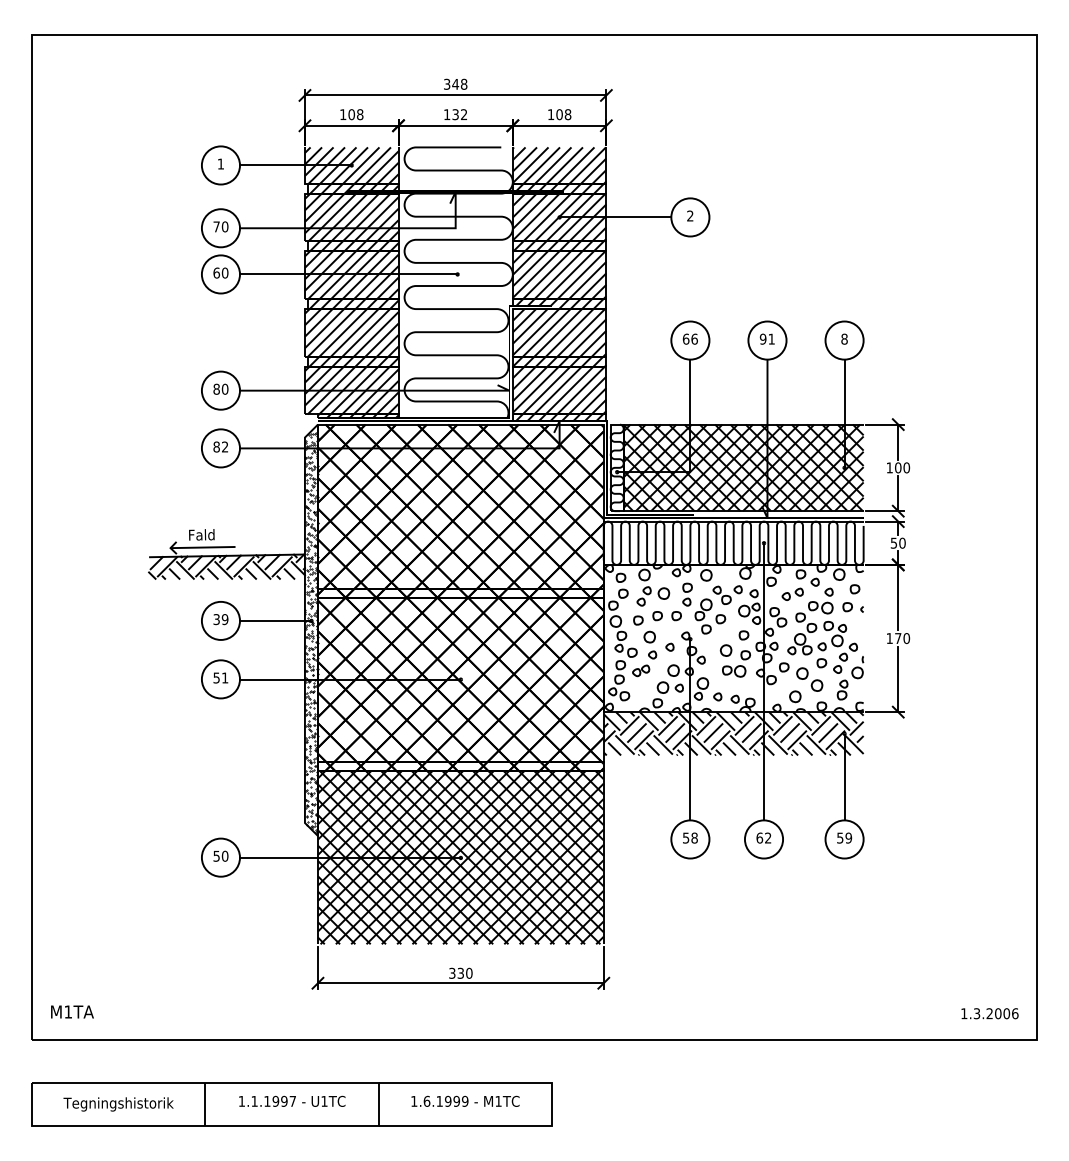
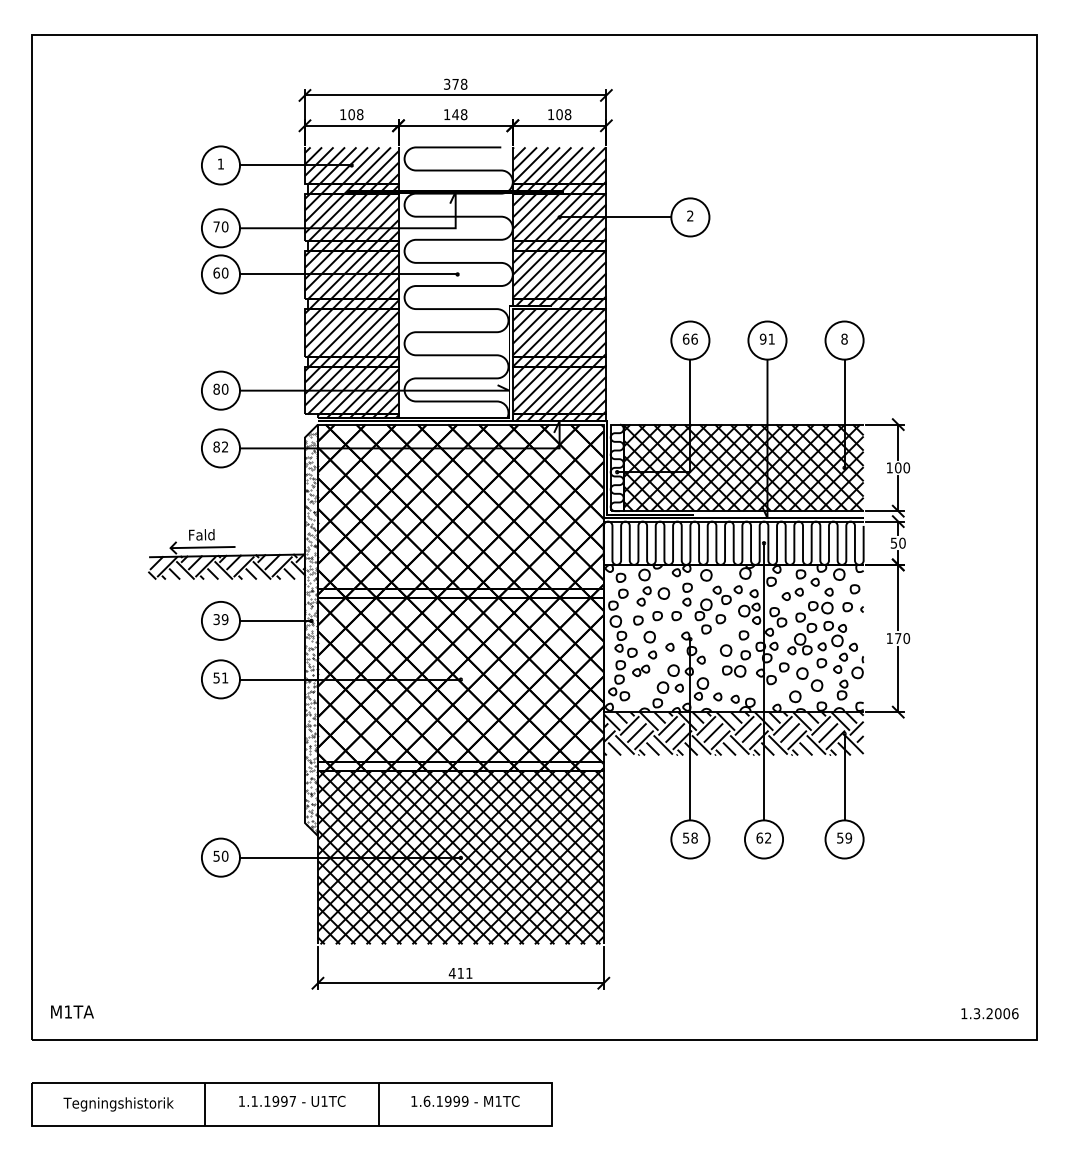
text: 348 -> 378 (455, 84)
text: 132 -> 148 (459, 114)
hatch: present -> none (311, 632)
text: 330 -> 411 (460, 972)
